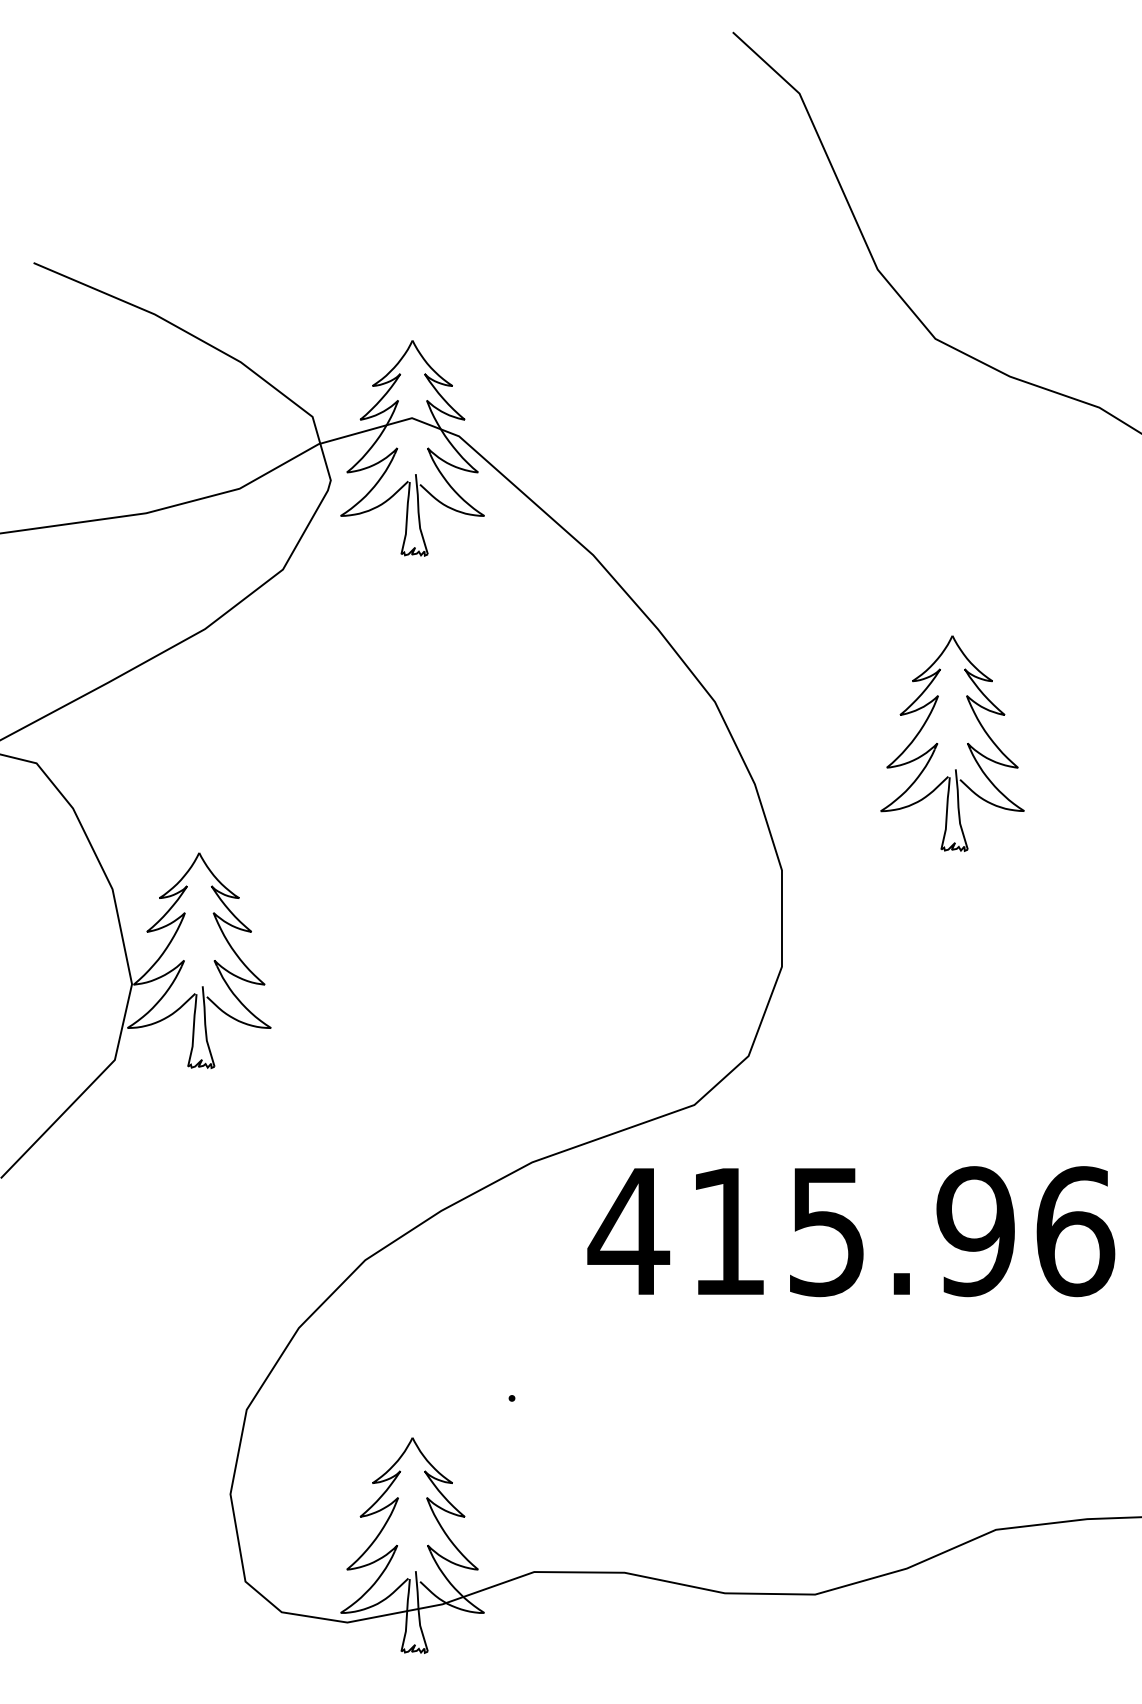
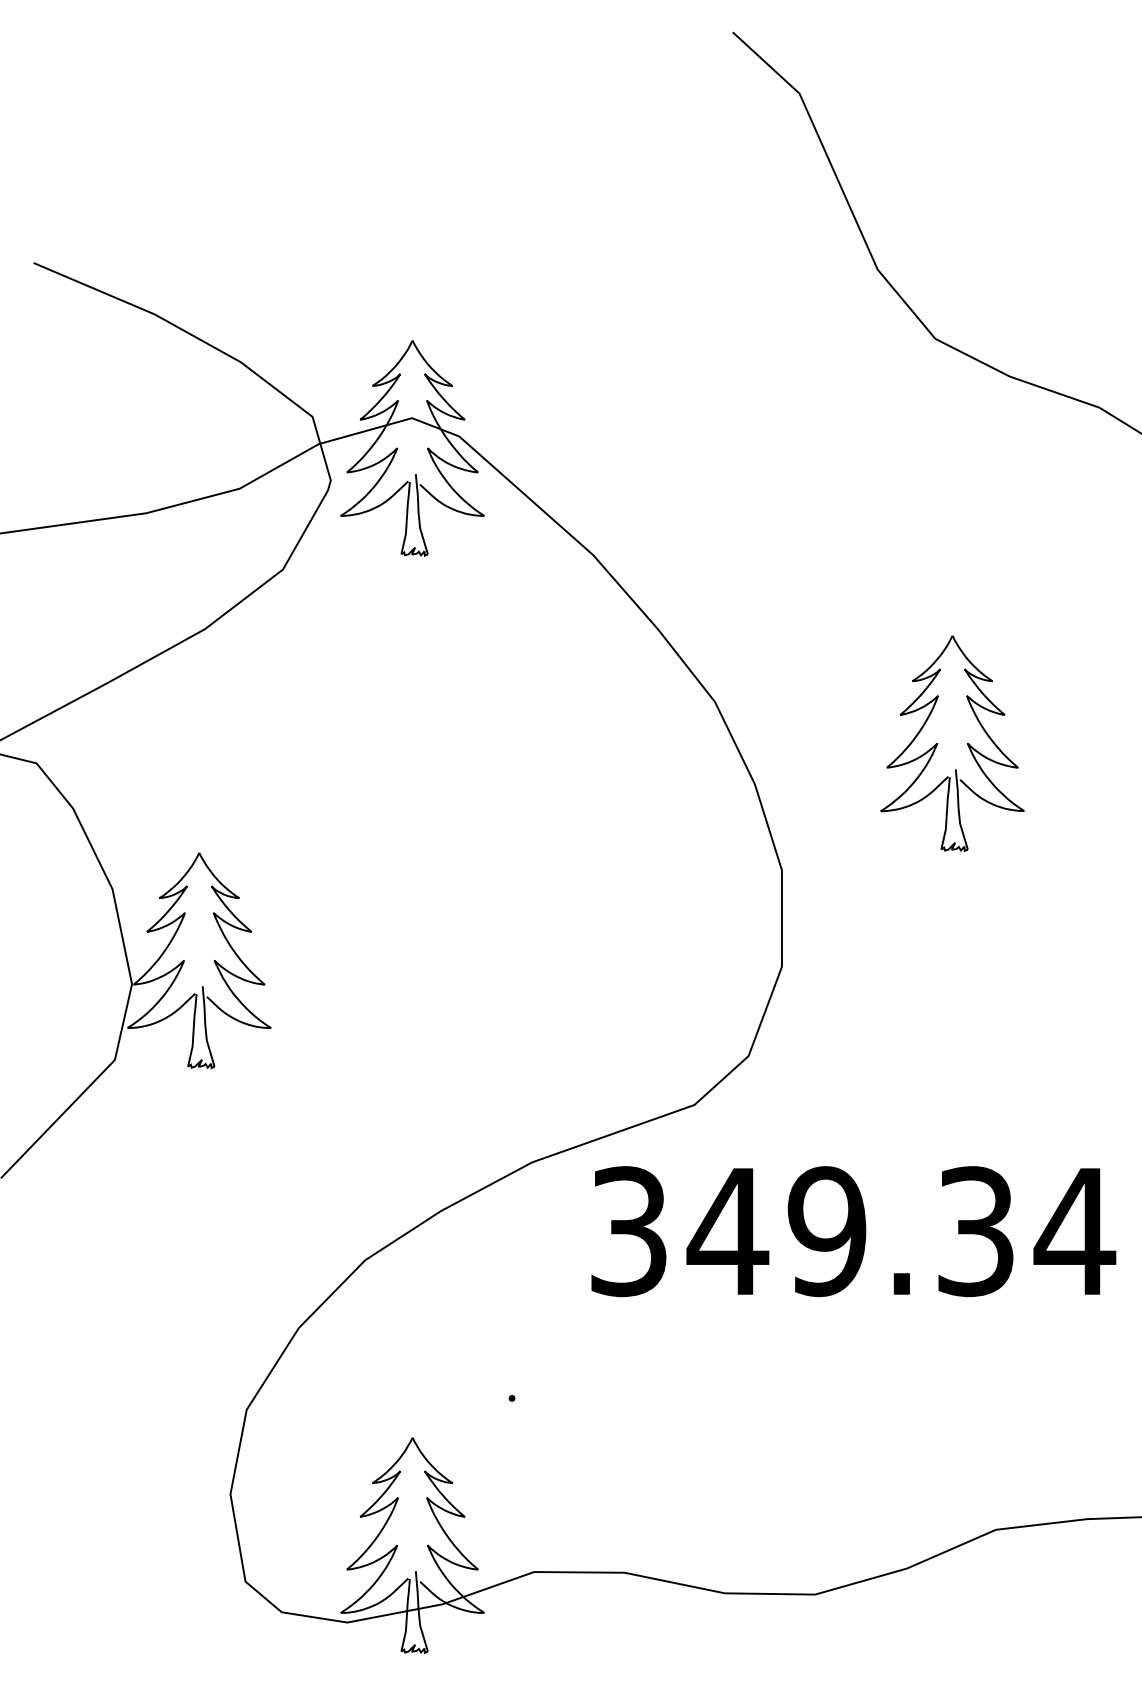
text: 415.96 -> 349.34 (851, 1231)
